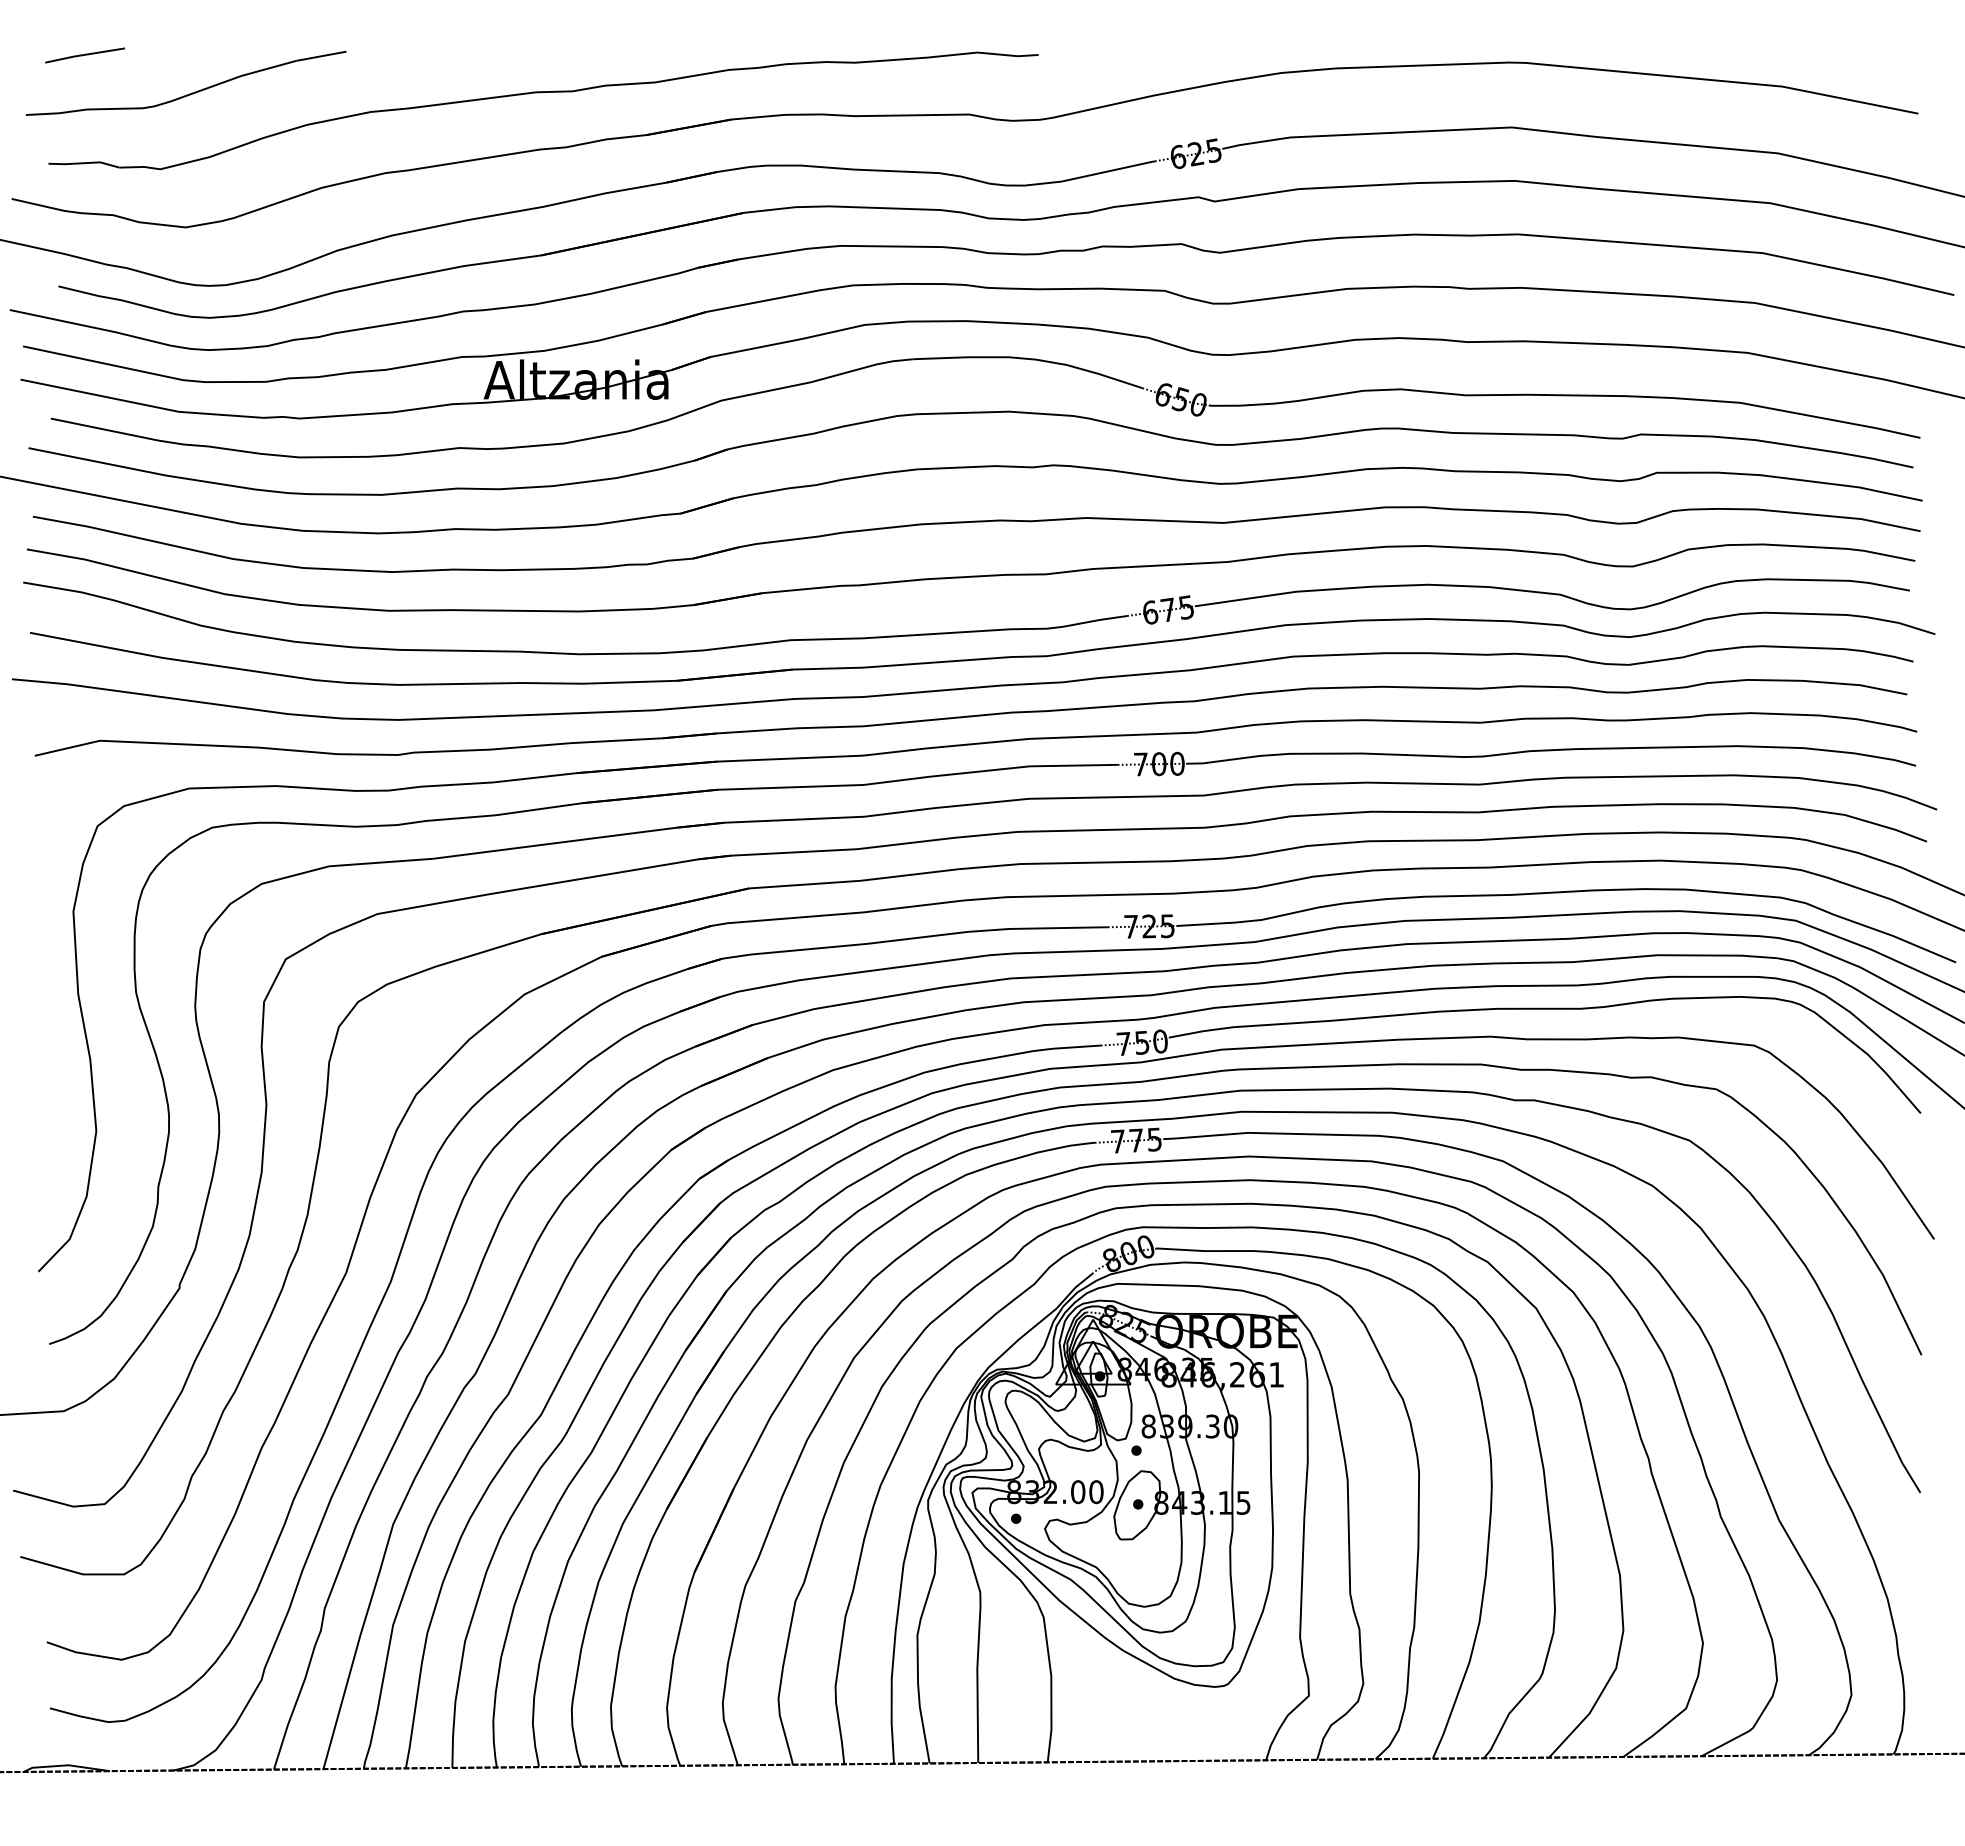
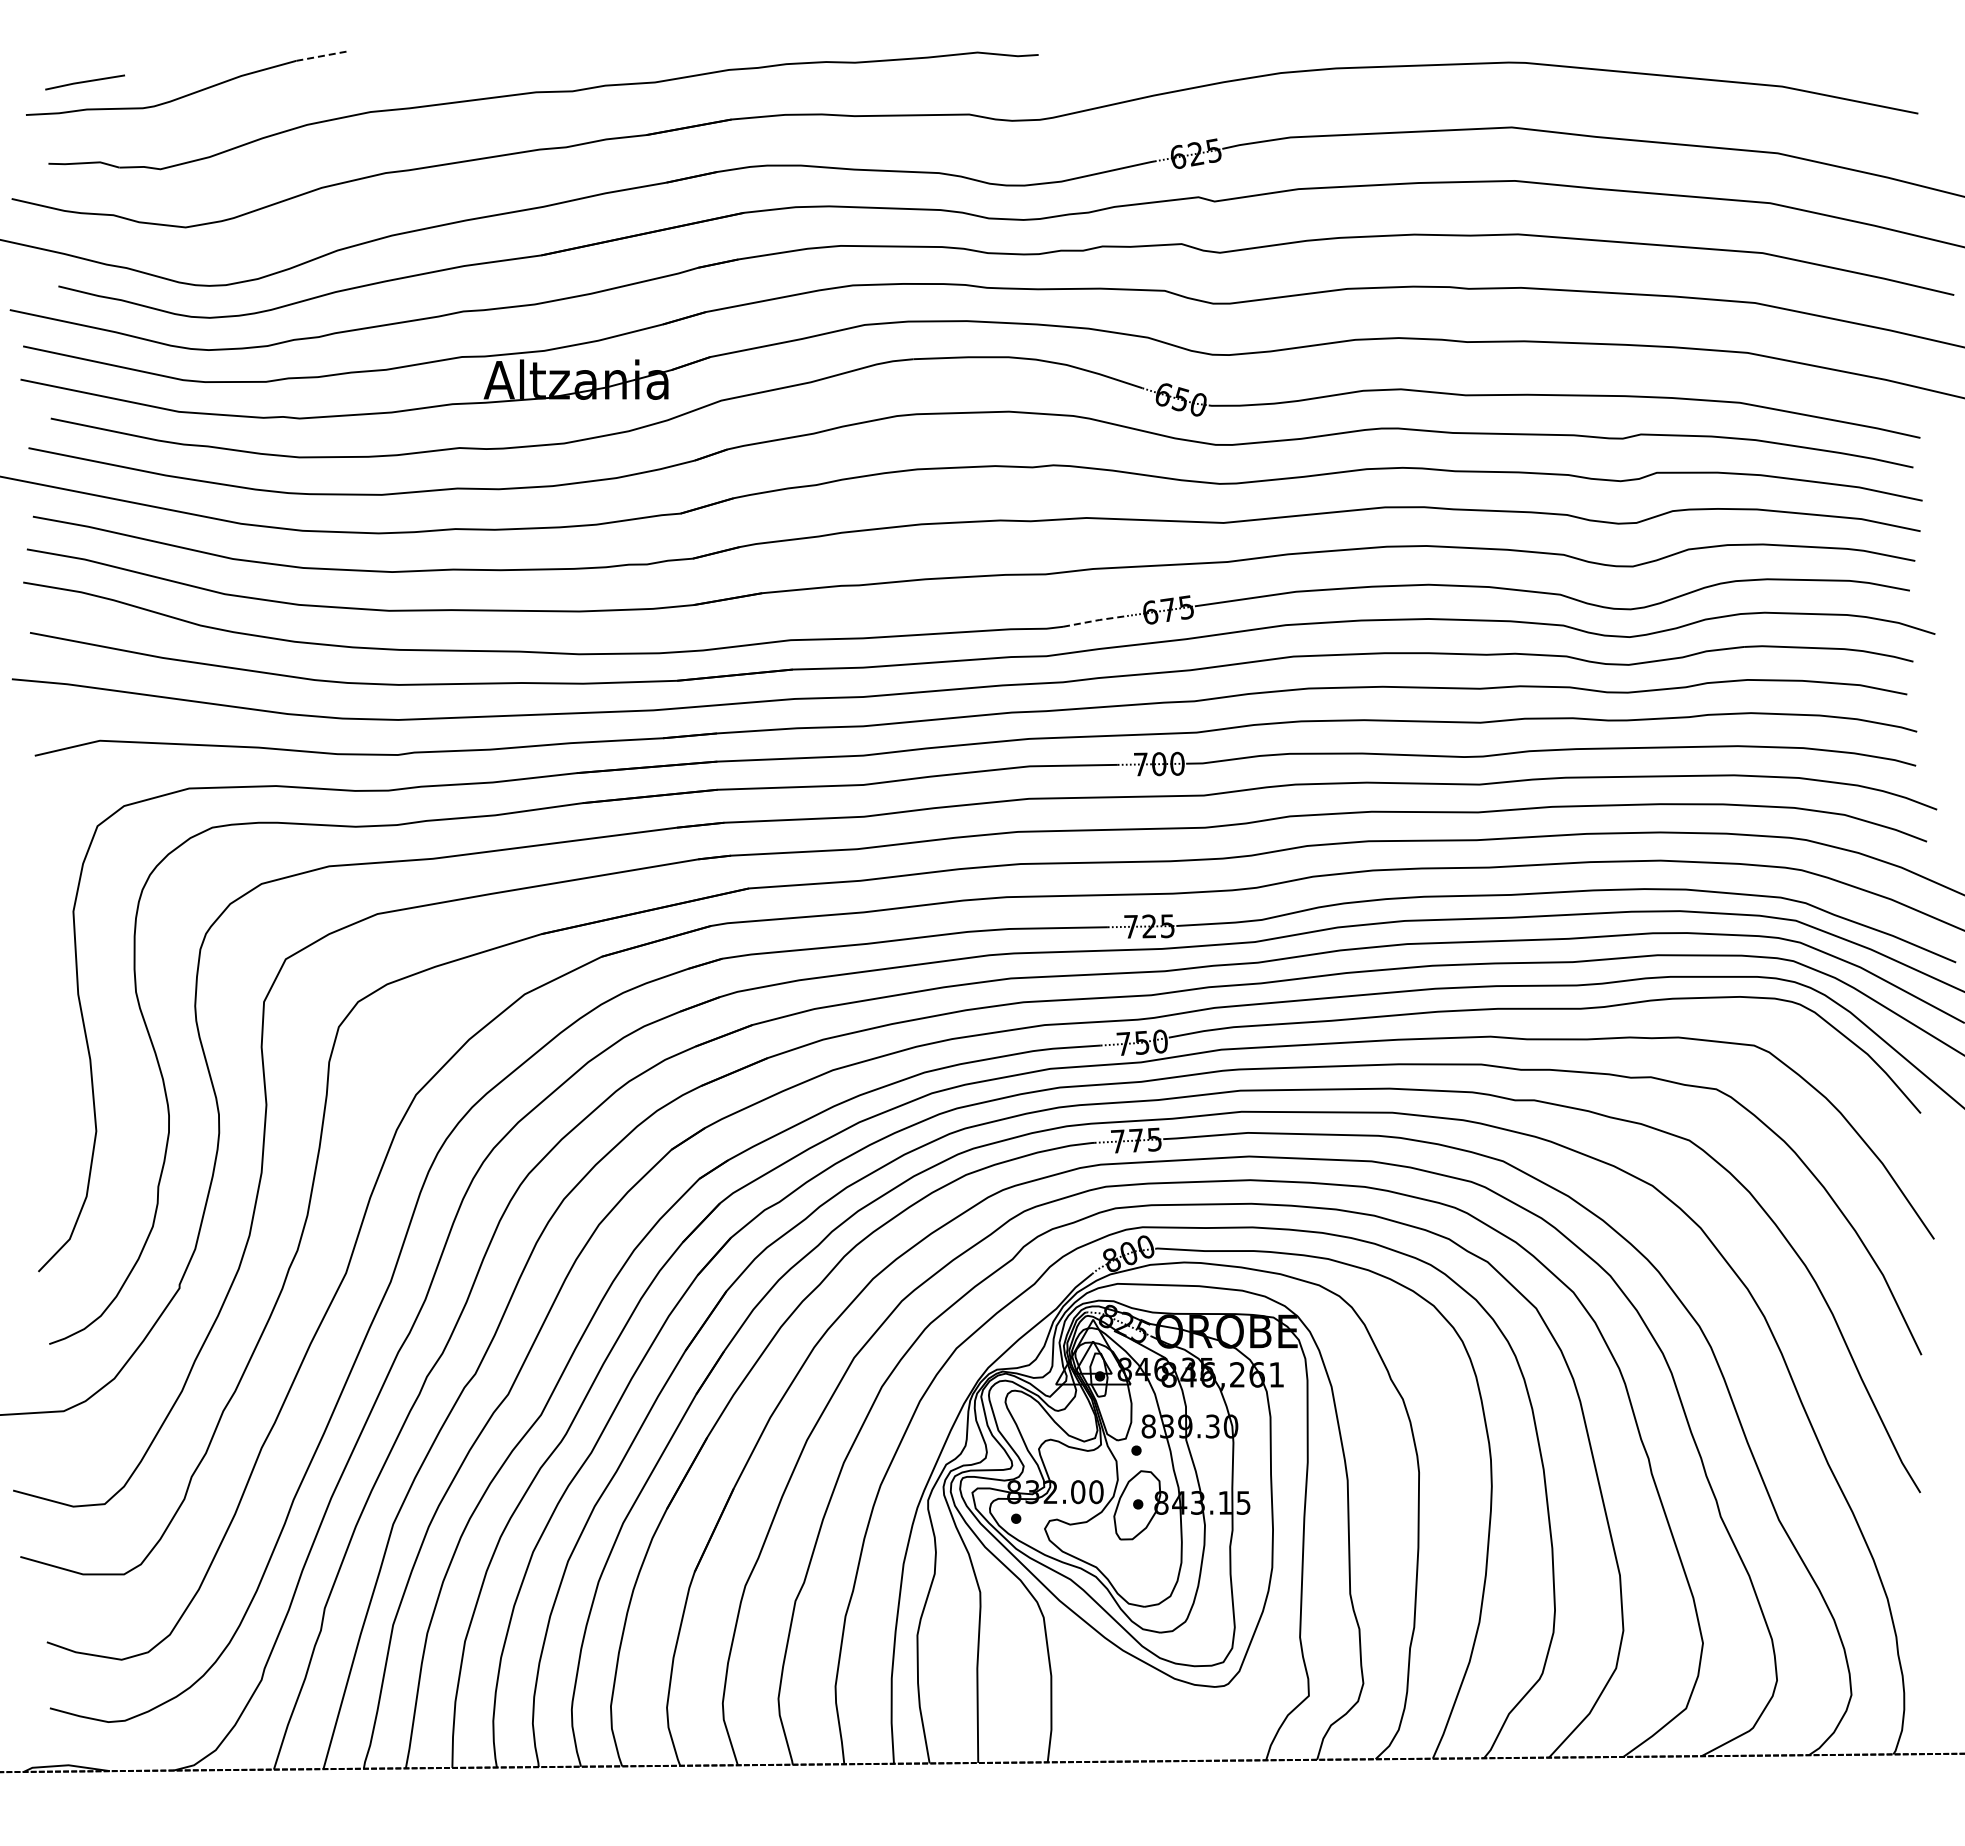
line position: (84, 55) -> (84, 82) (84, 82)
line: solid -> dashed (321, 56)
line: solid -> dashed (1095, 620)
